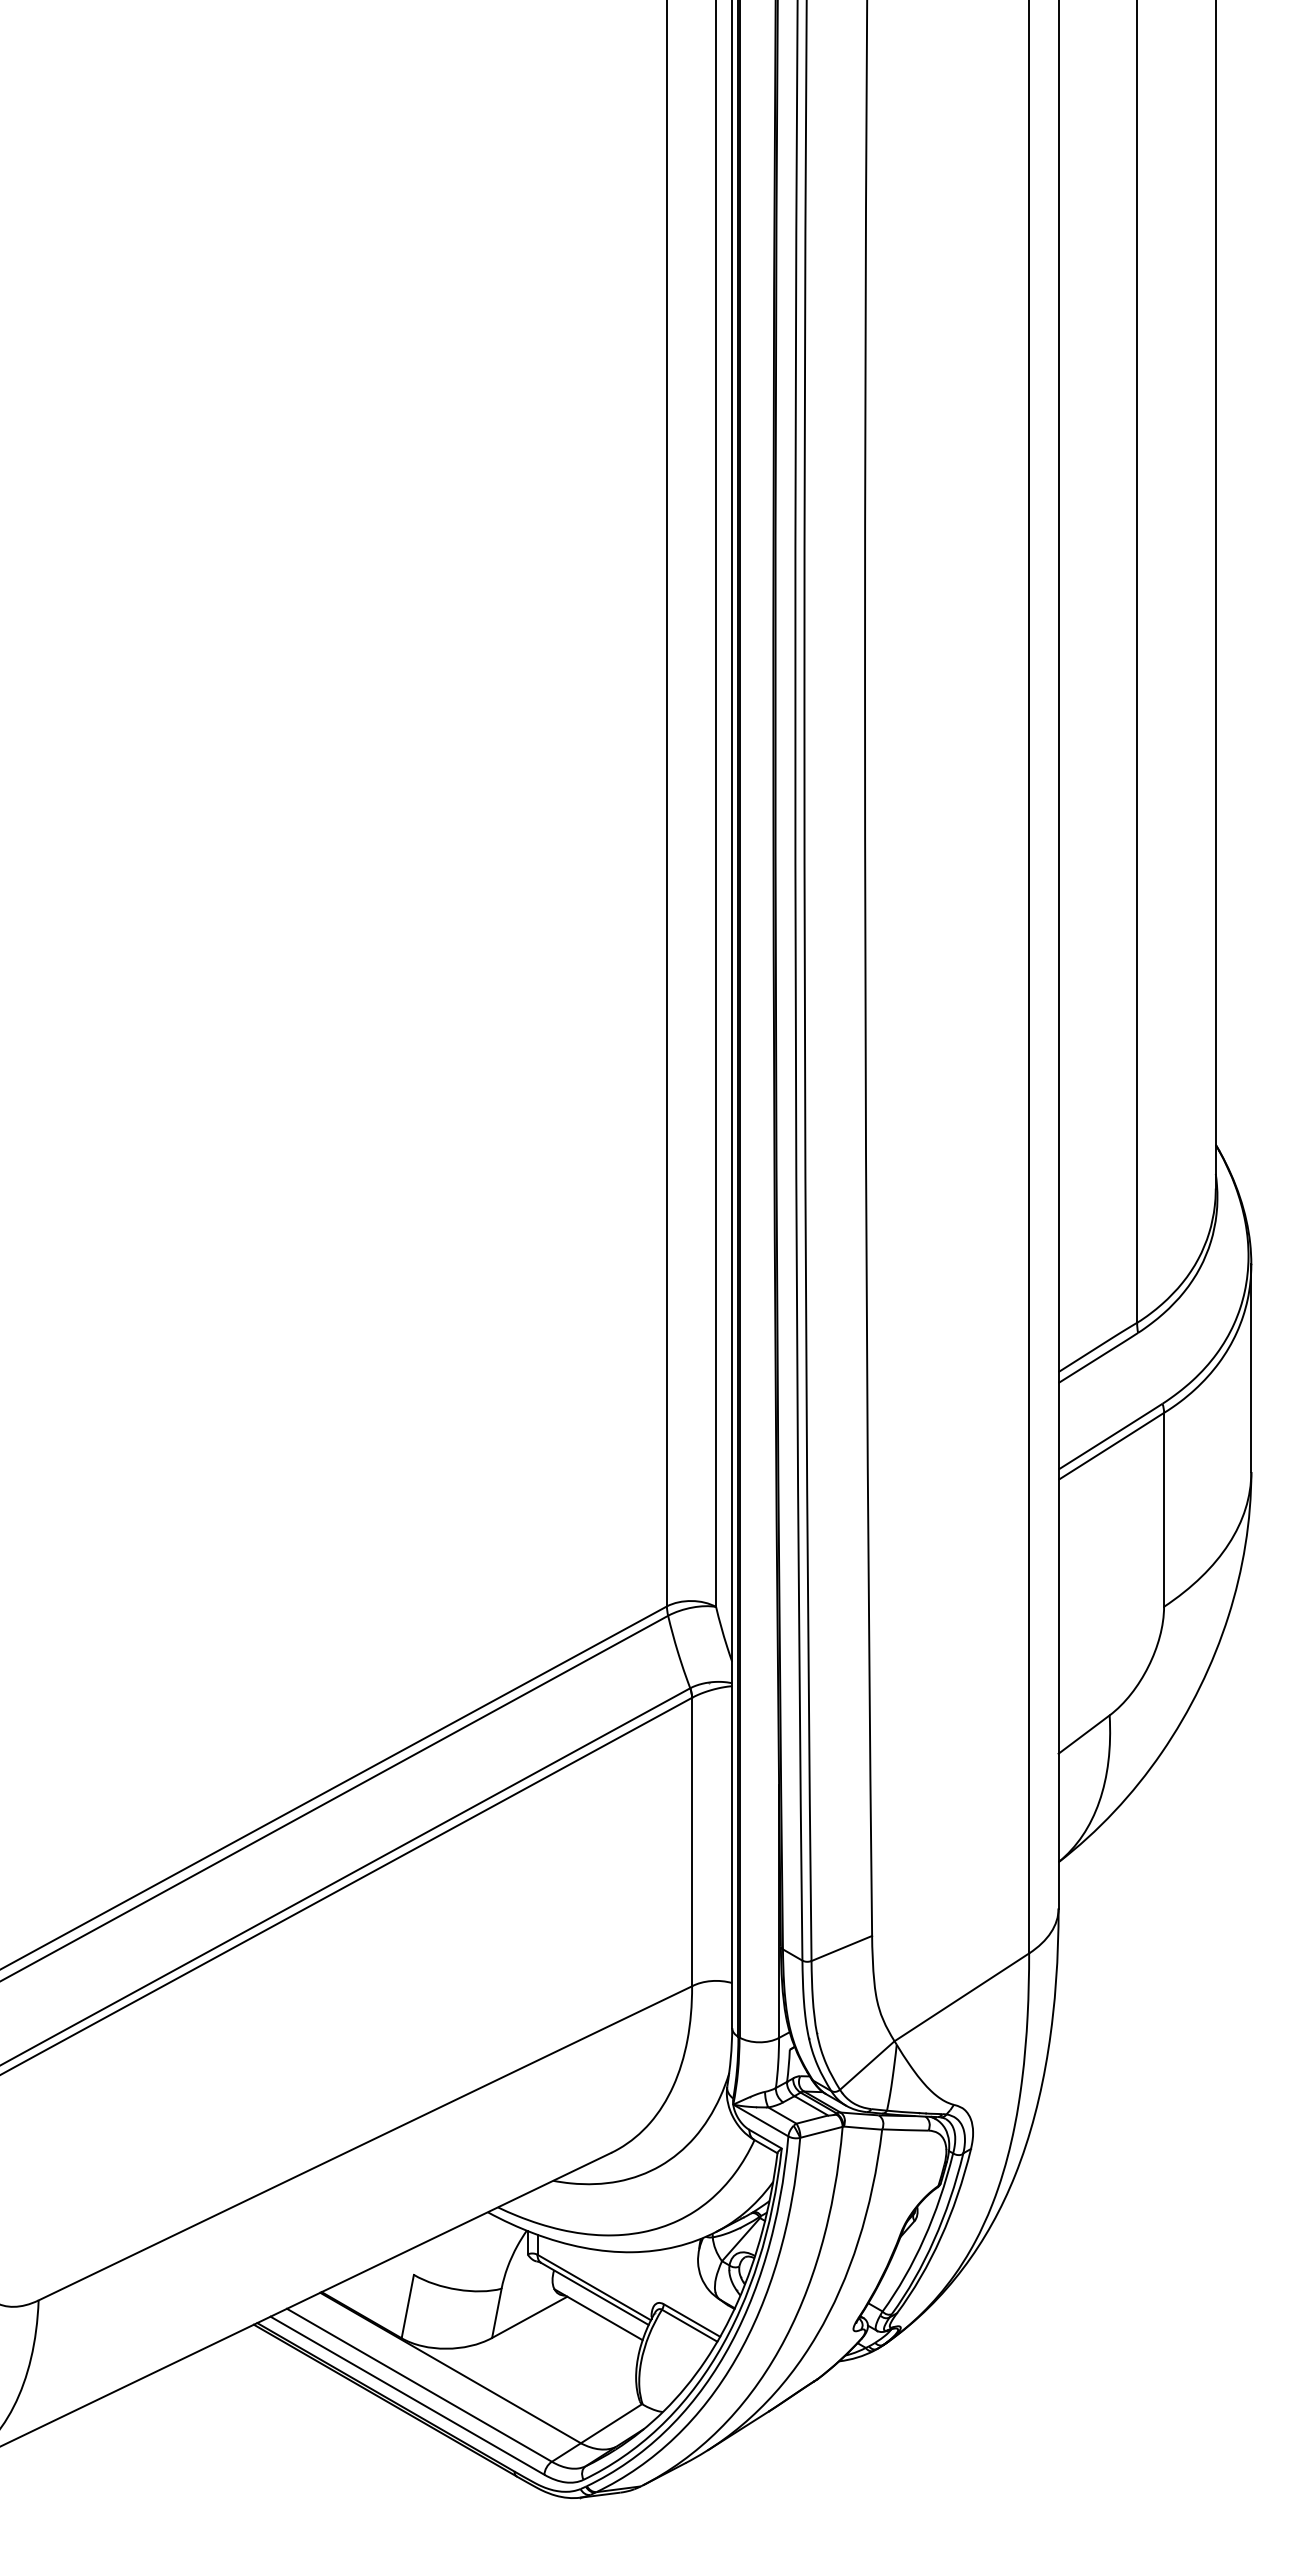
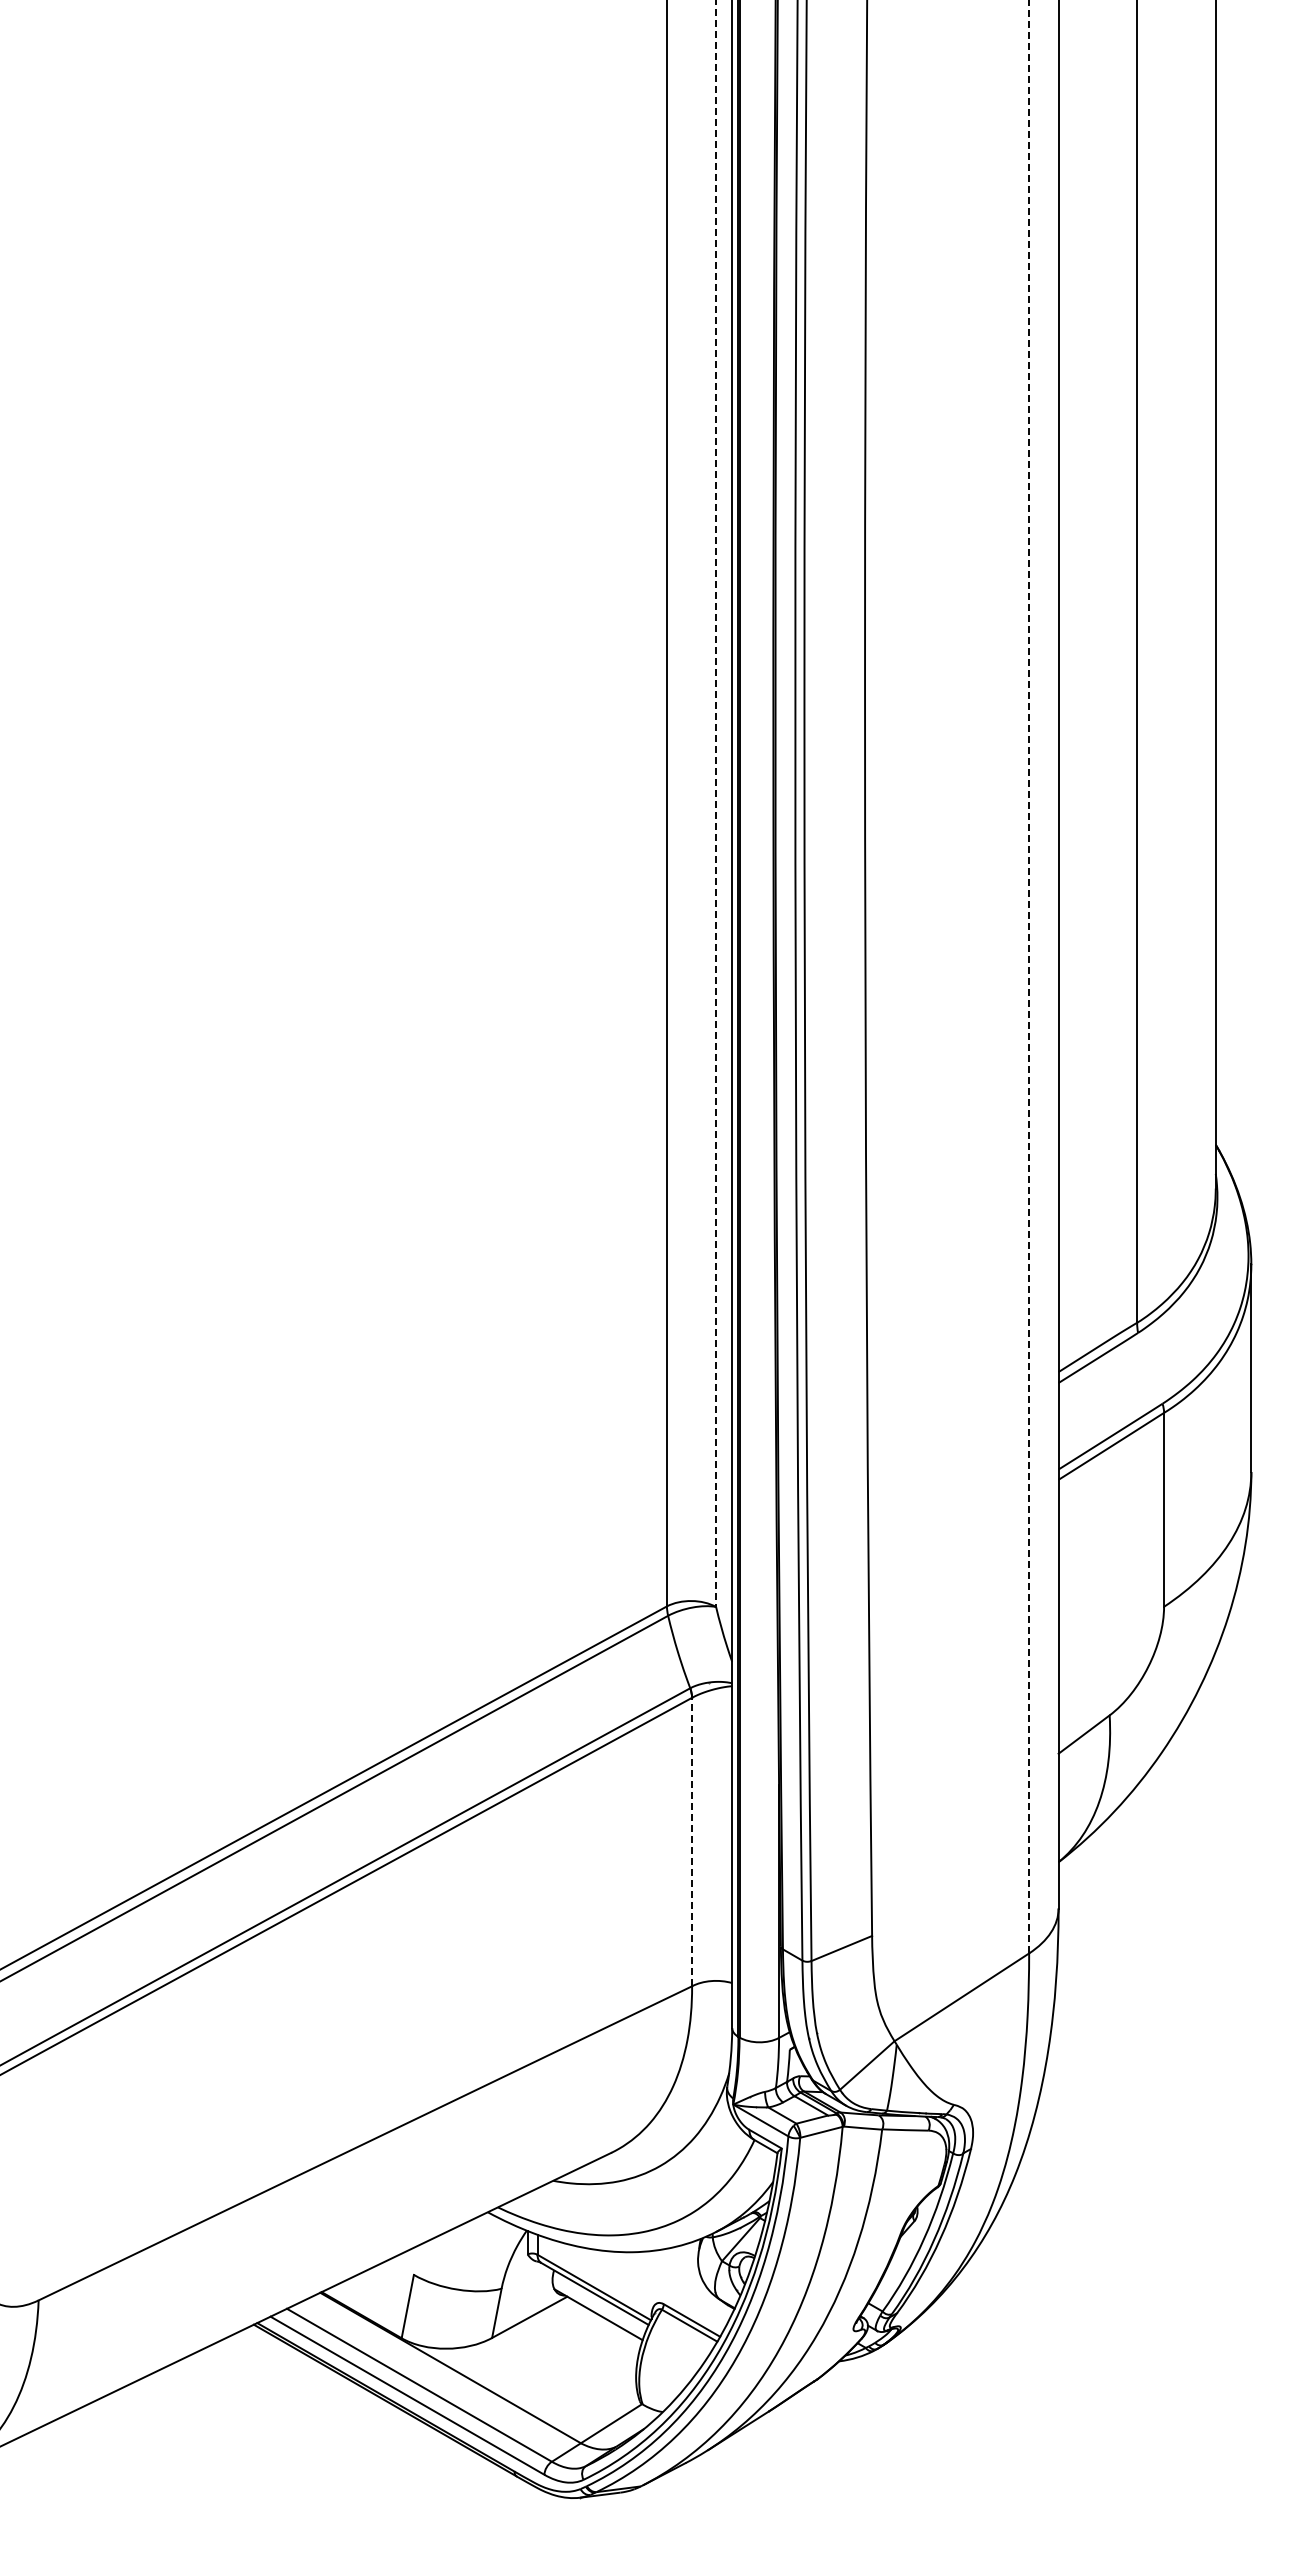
line: solid -> dashed (716, 804)
line: solid -> dashed (1029, 976)
line: solid -> dashed (692, 1841)
